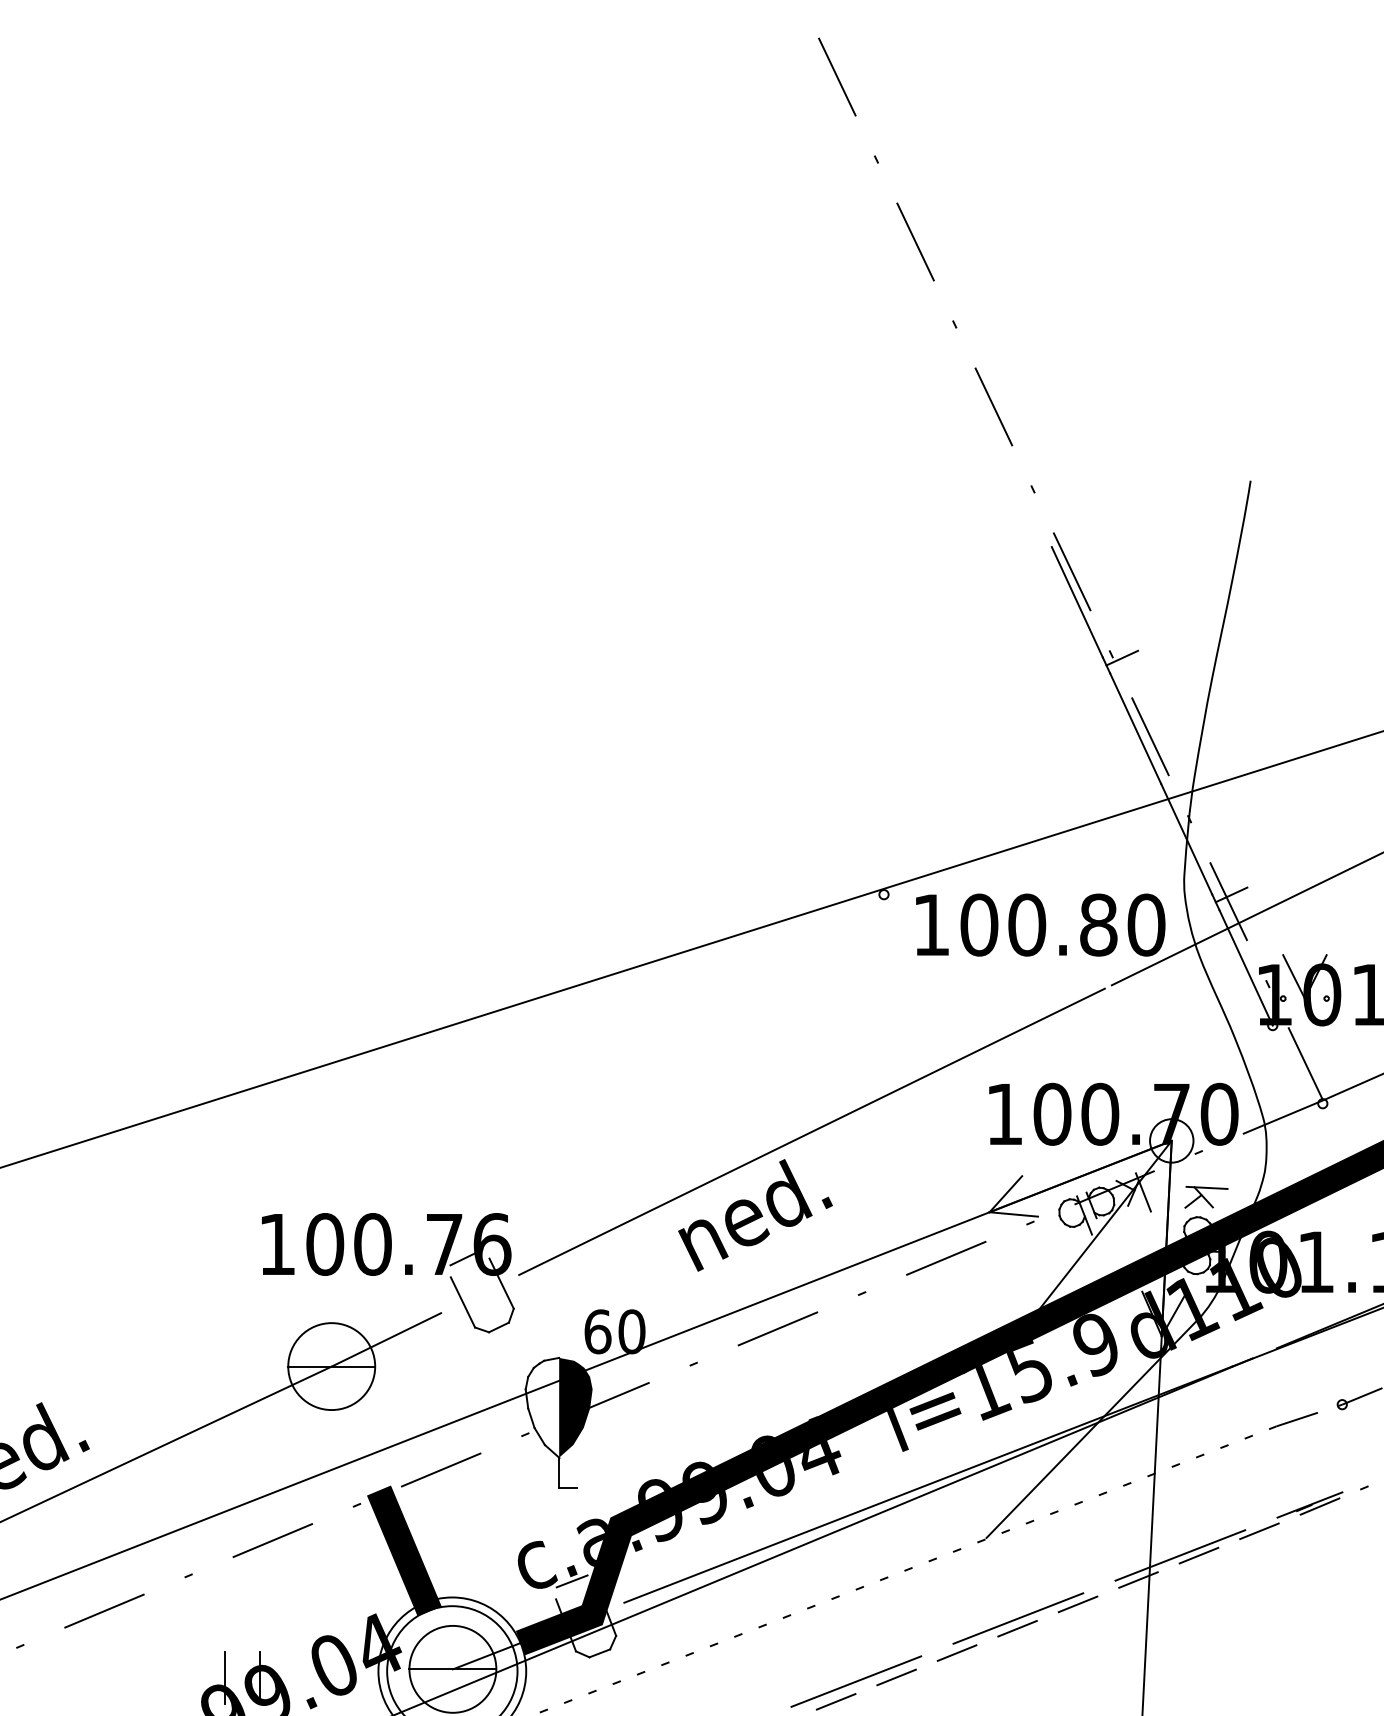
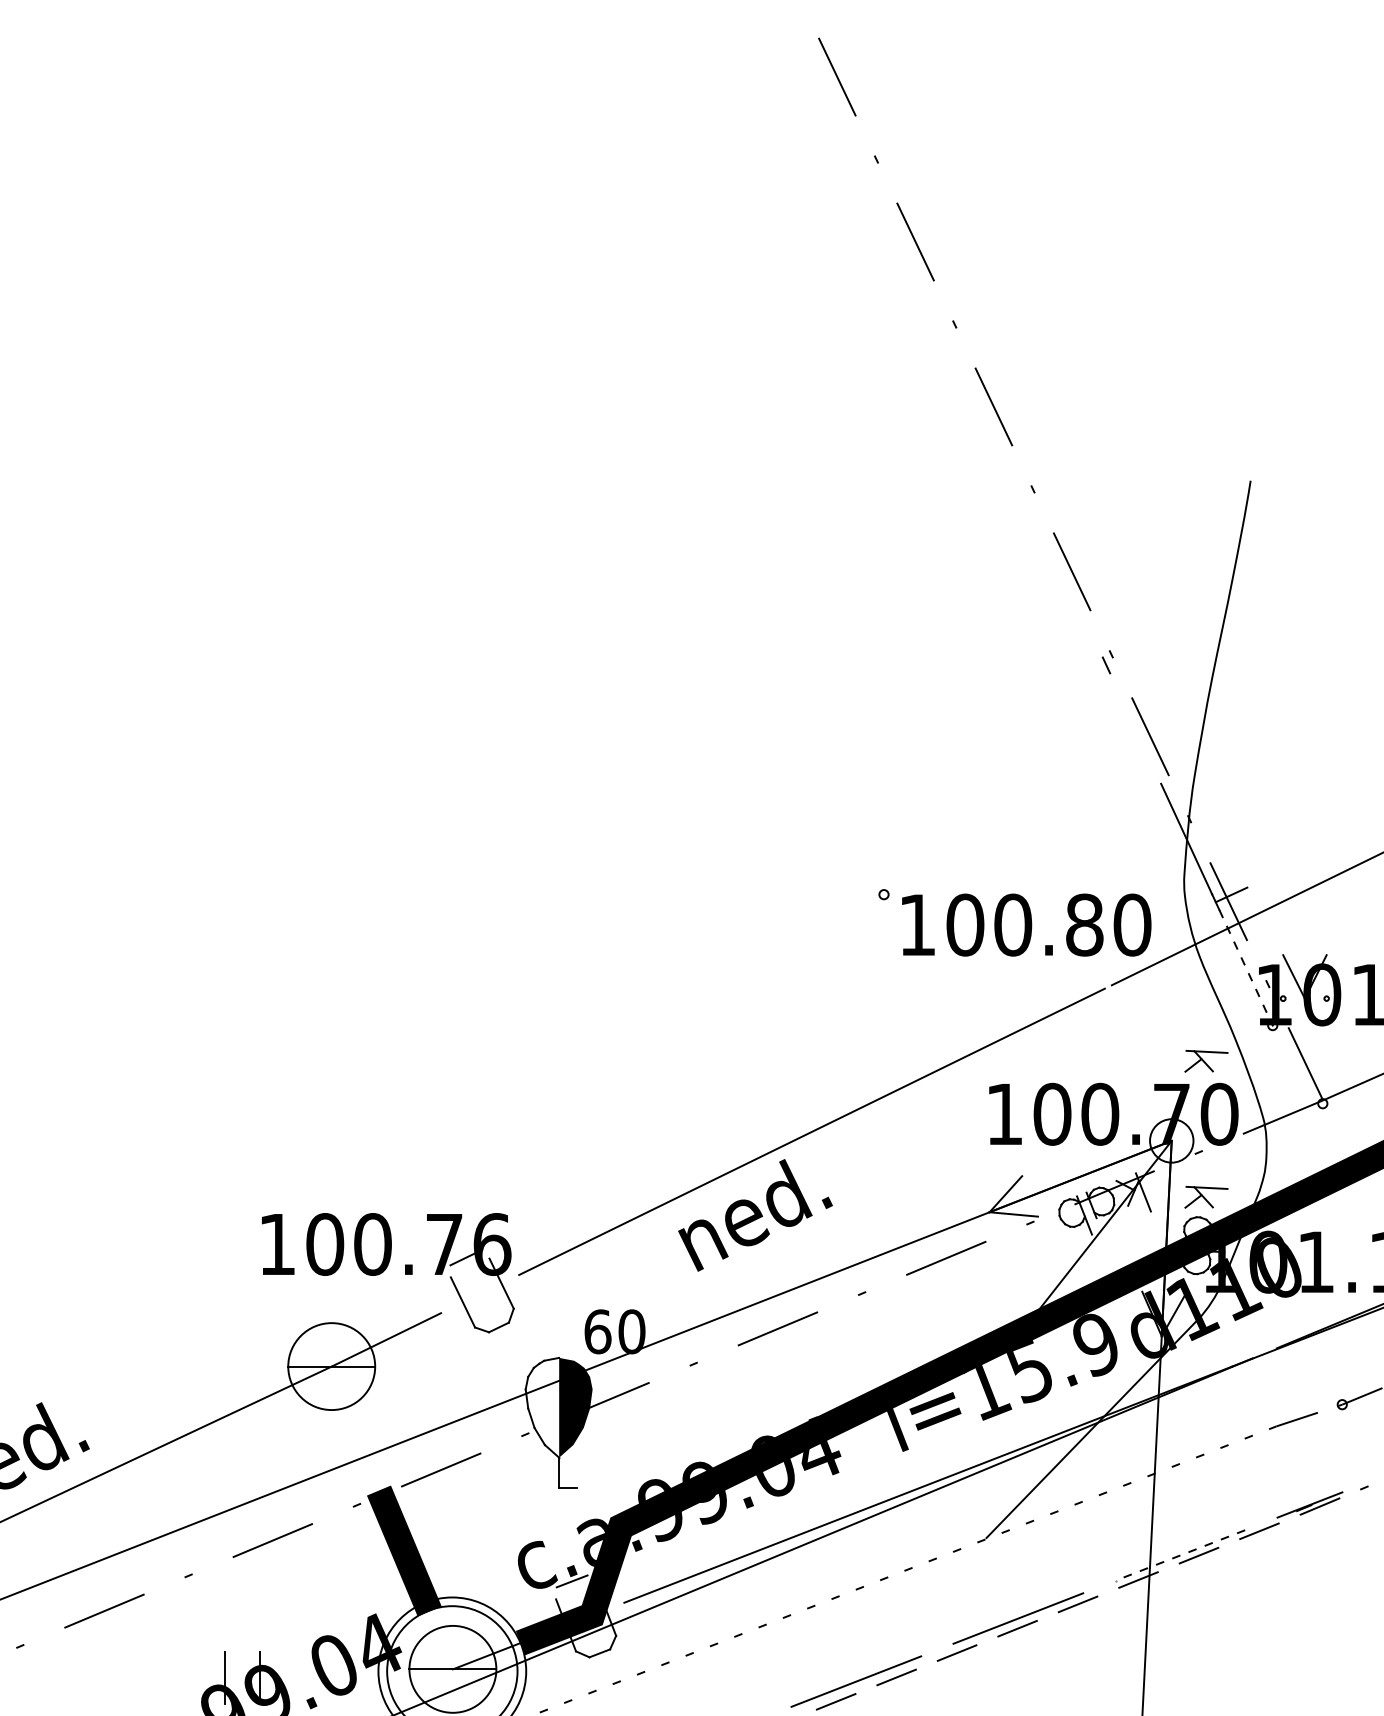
line: present -> none (1076, 602)
line: present -> none (1122, 657)
line: present -> none (1135, 728)
text position: (1040, 924) -> (1026, 924) (1026, 924)
line: present -> none (691, 949)
line: solid -> dashed (1244, 965)
part: none -> present (1206, 1061)
line: solid -> dashed (1180, 1555)
